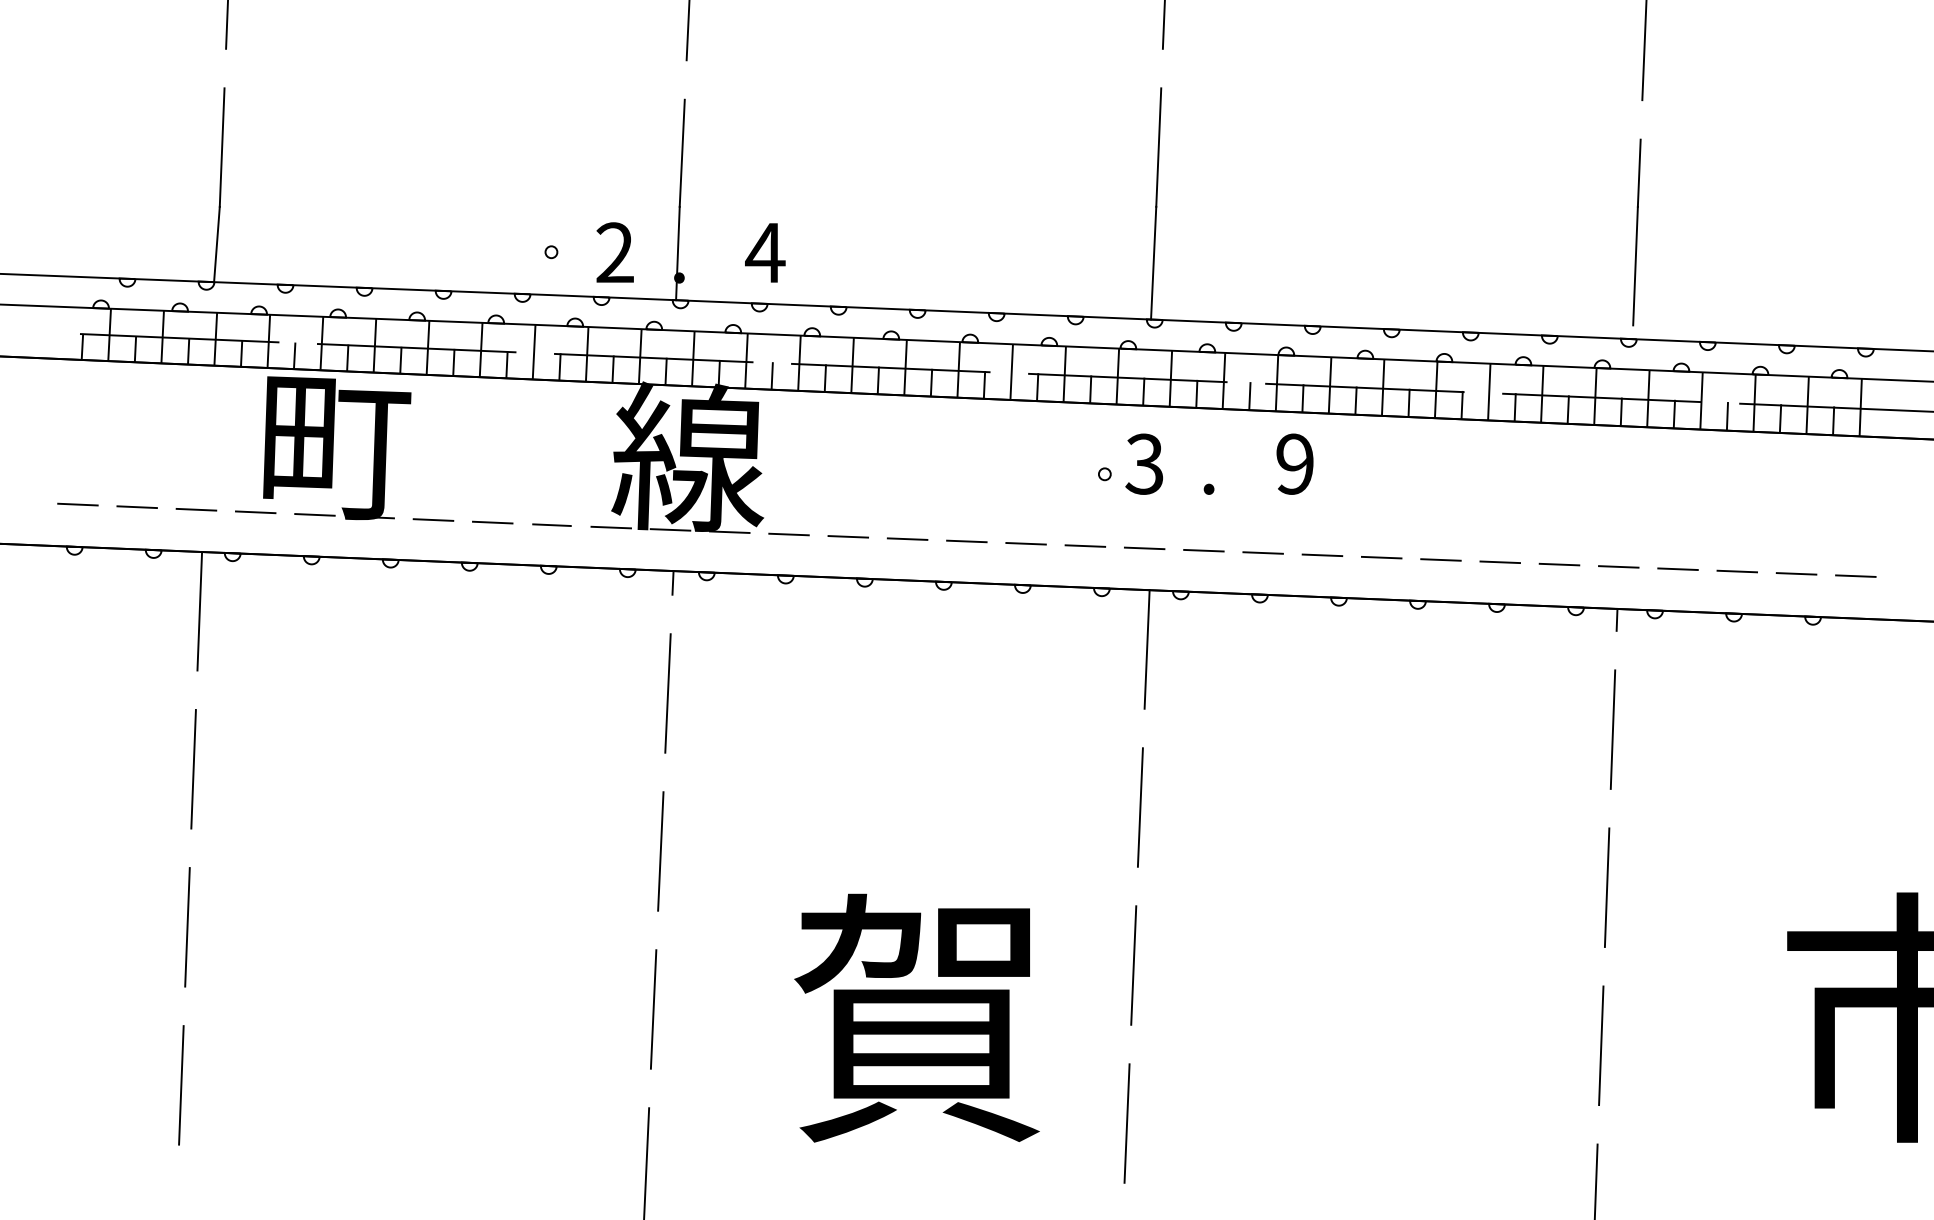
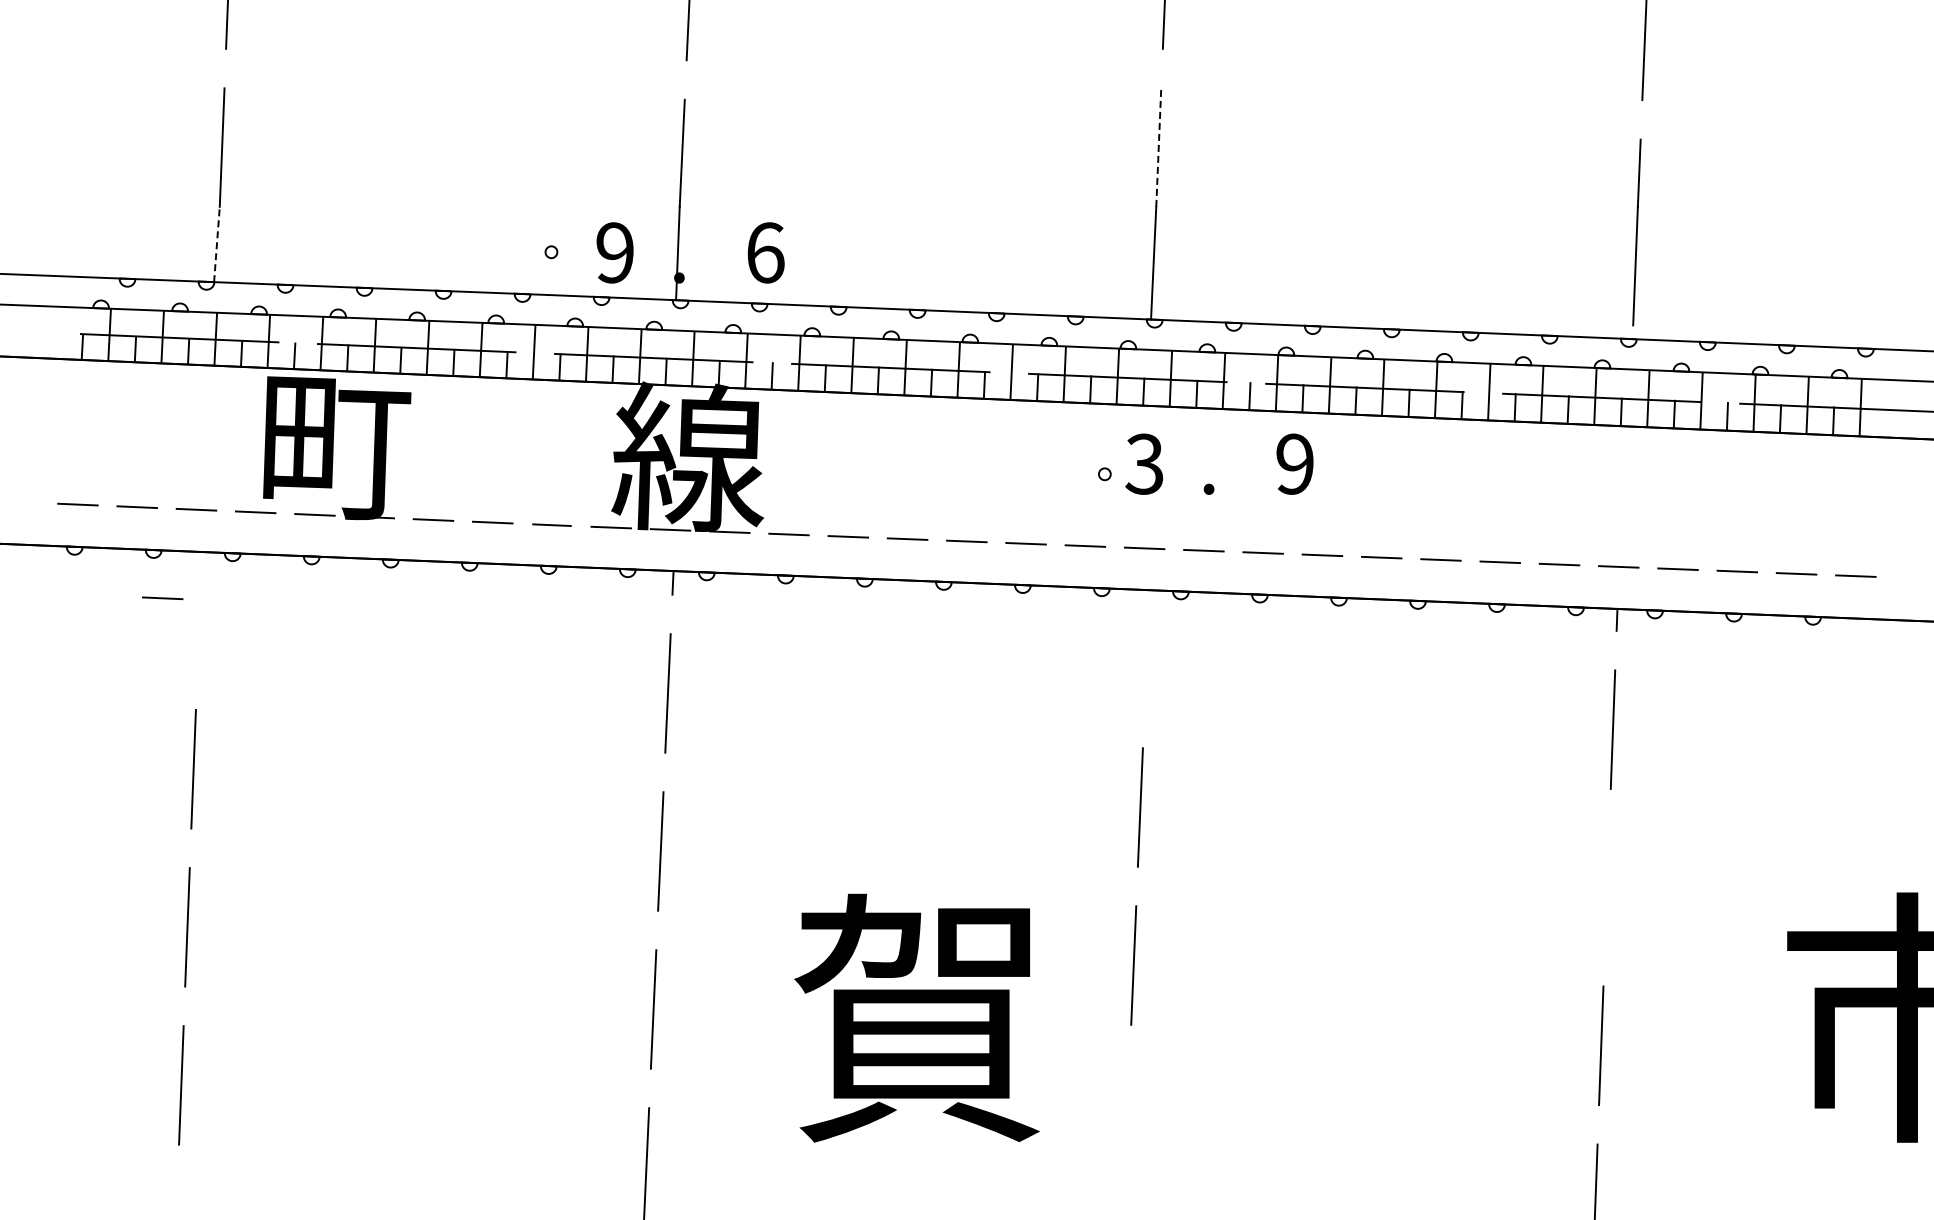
line: solid -> dashed (1158, 147)
line: solid -> dashed (216, 244)
text: 2 -> 9 (614, 252)
text: 4 -> 6 (765, 252)
line: none -> present (162, 598)
line: present -> none (199, 610)
line: present -> none (1146, 649)
line: present -> none (1606, 887)
line: present -> none (1126, 1123)
